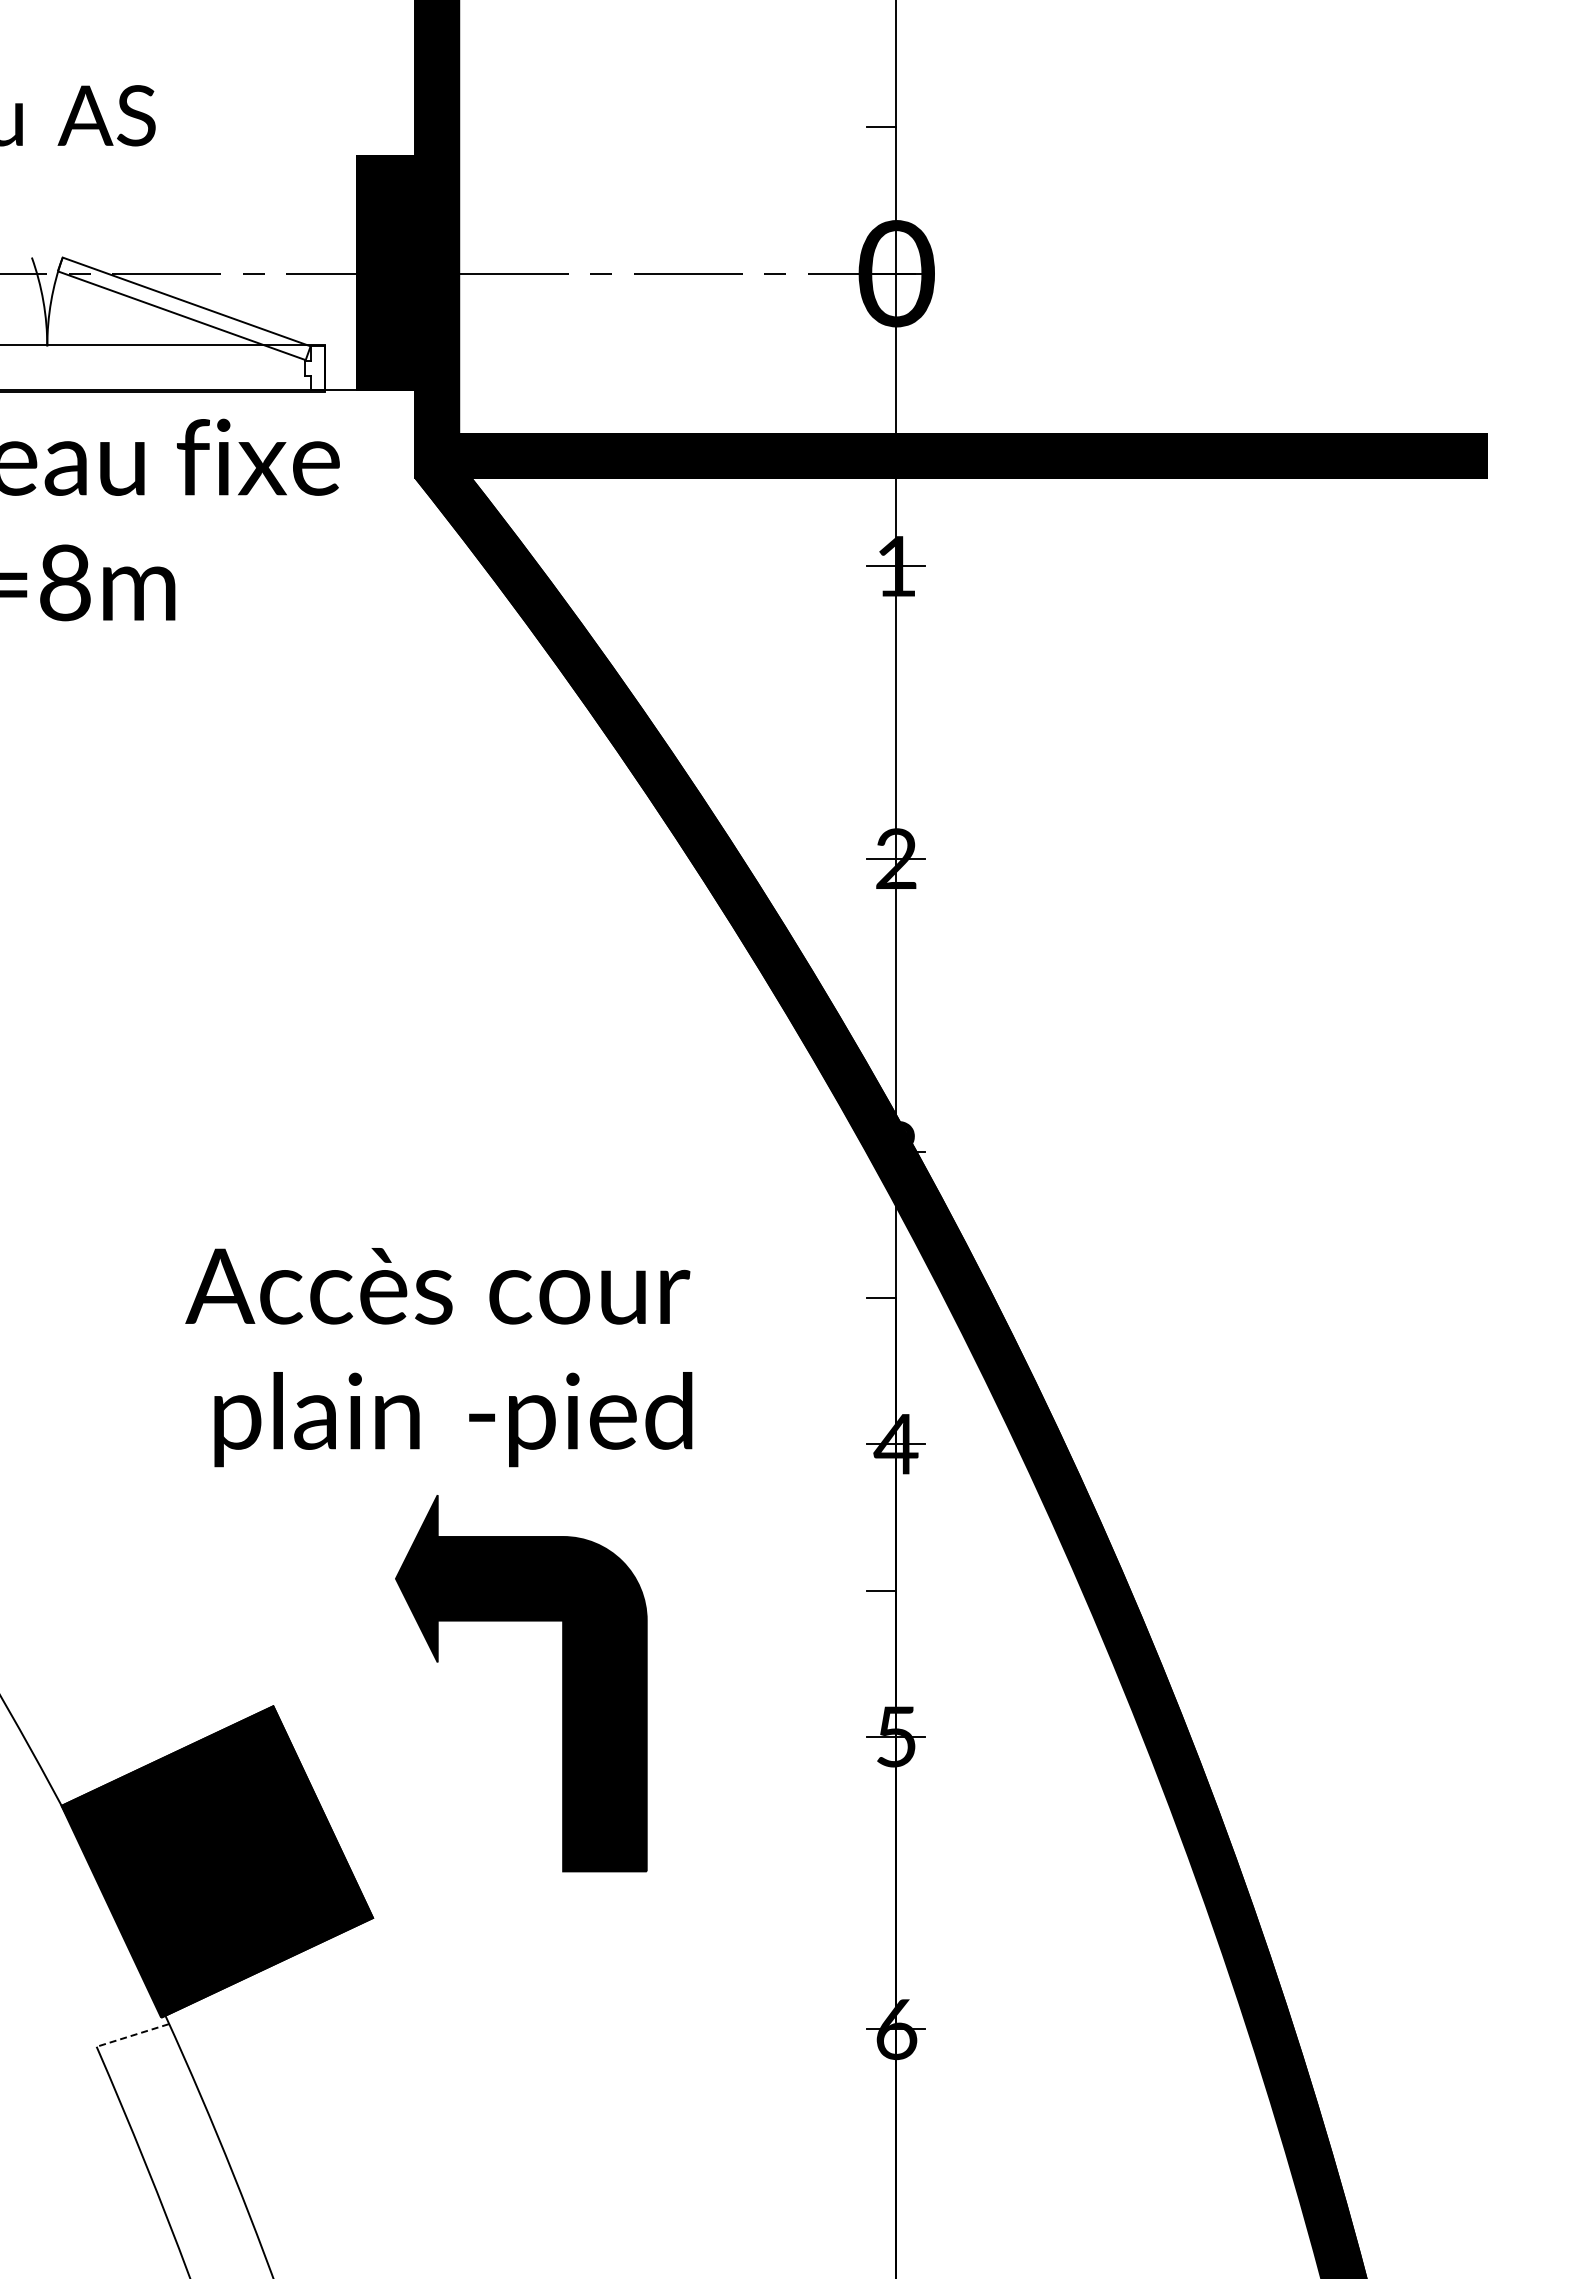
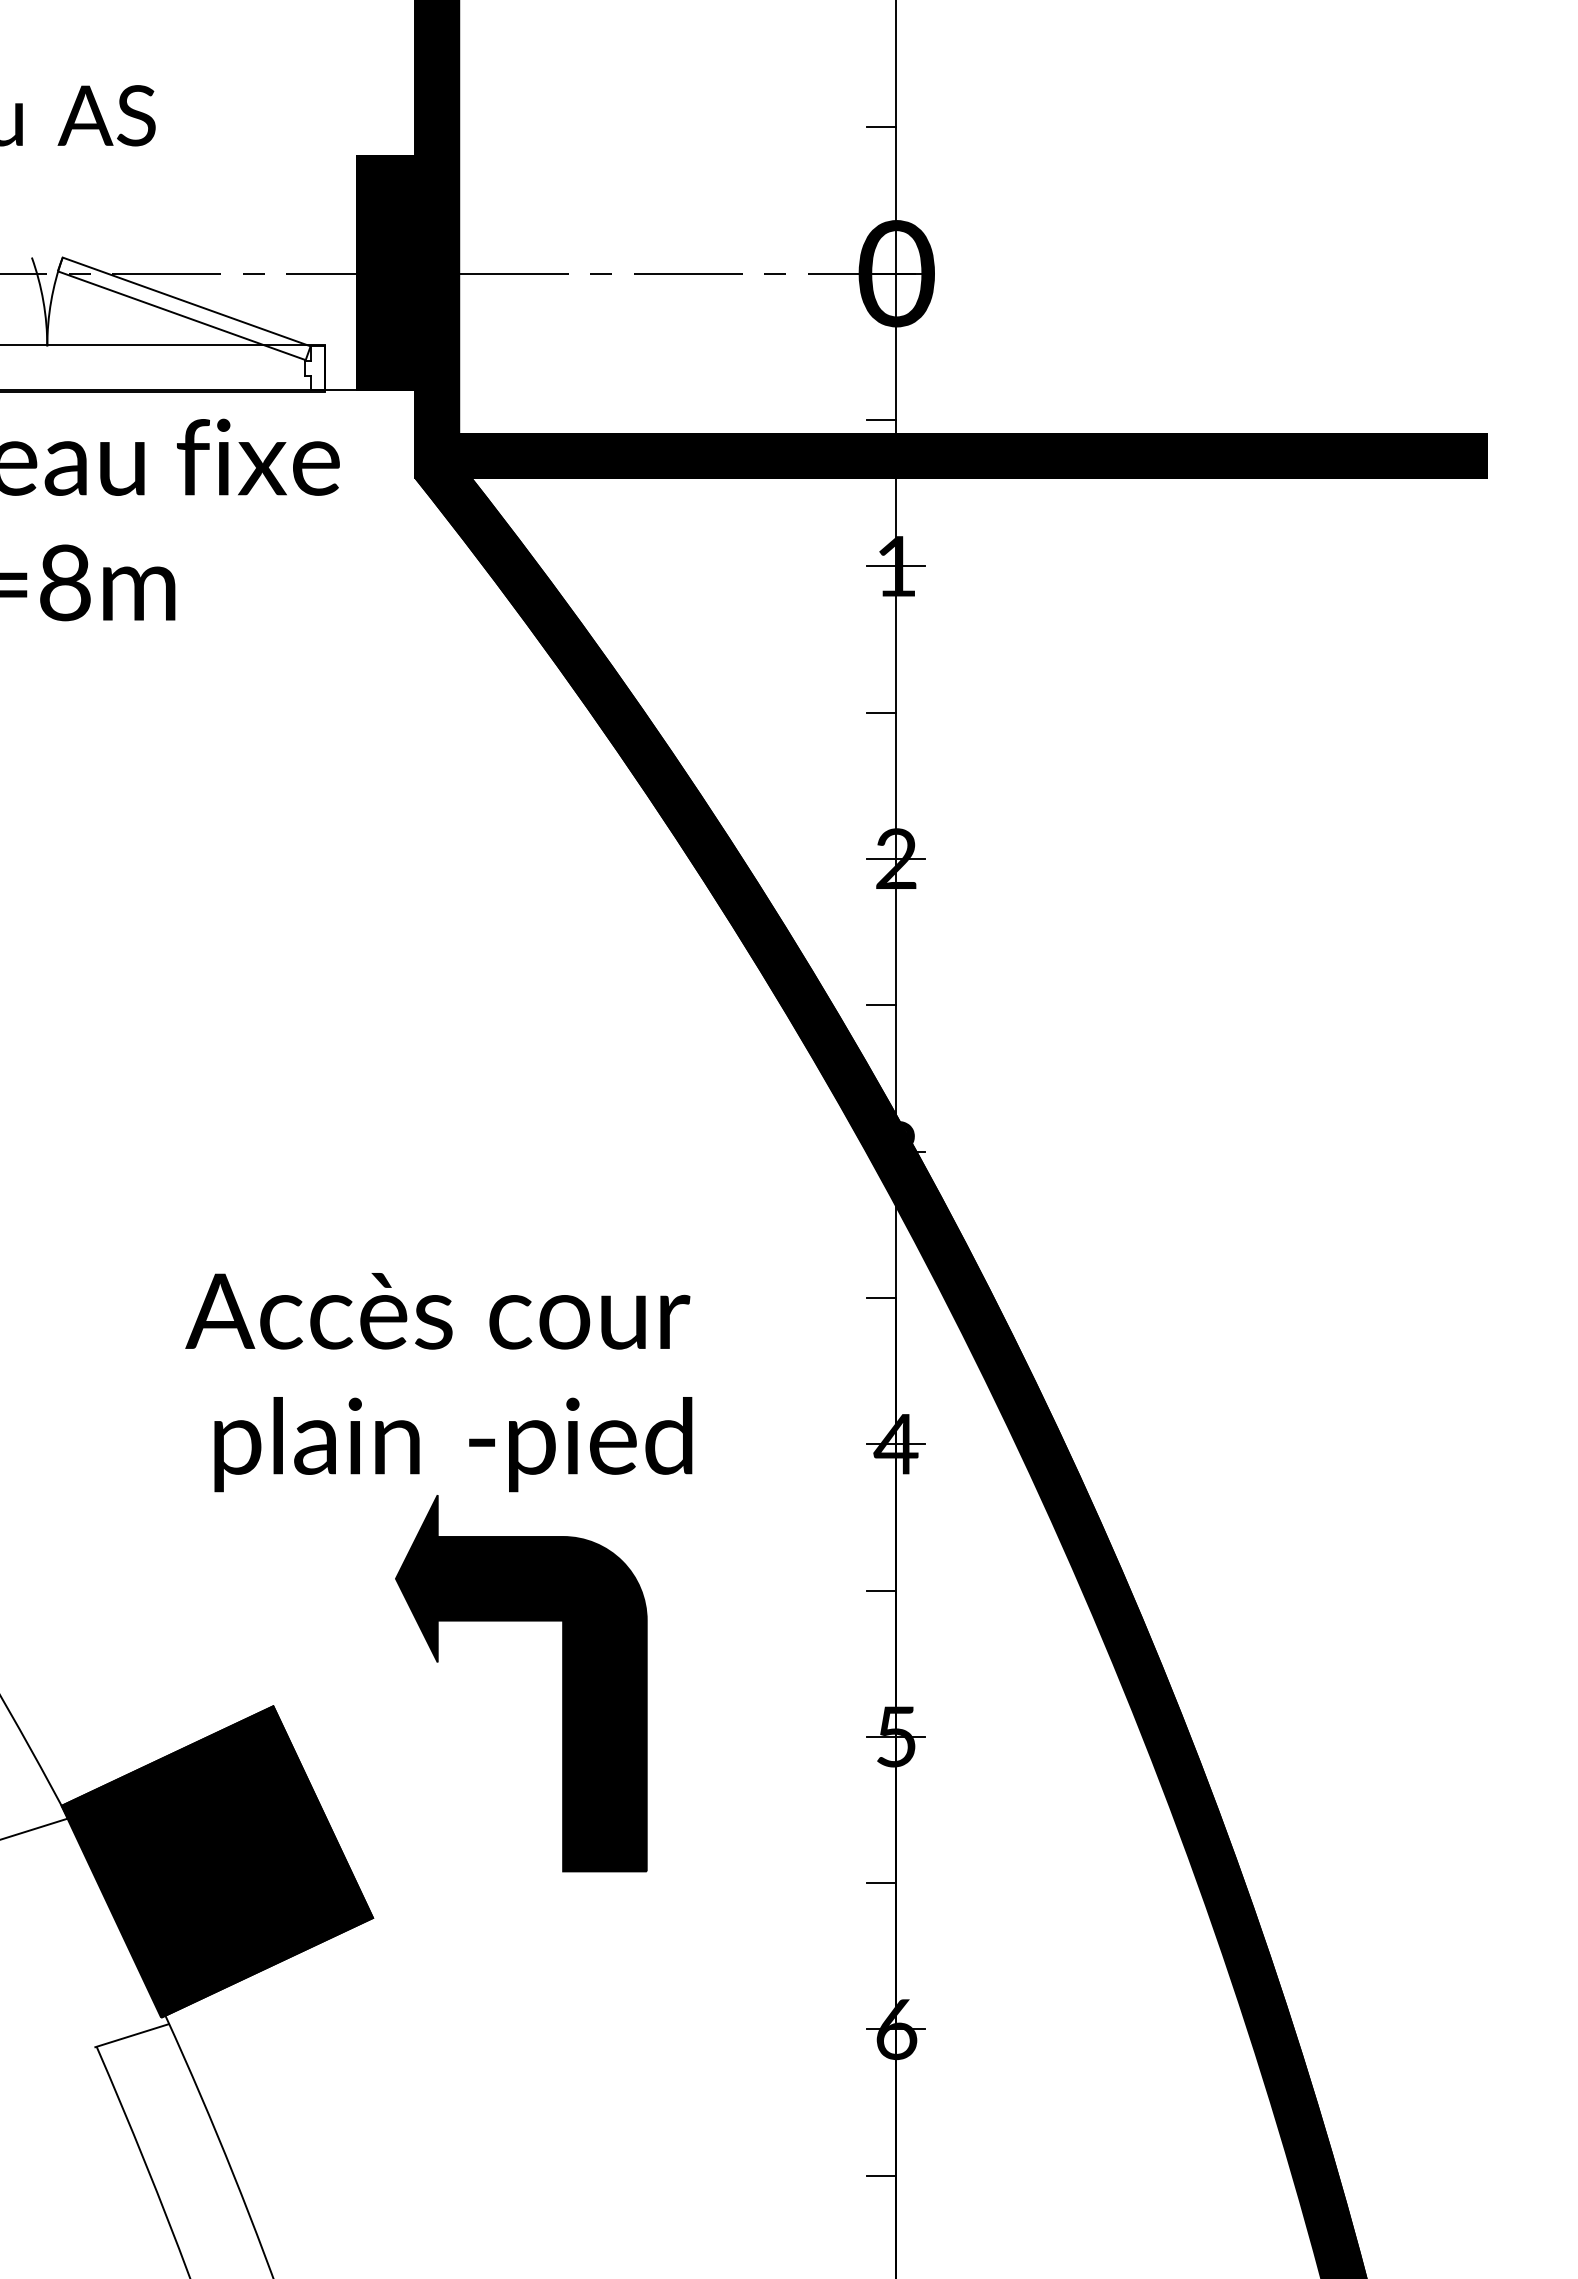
line: none -> present (880, 420)
line: none -> present (880, 712)
line: none -> present (880, 1005)
text position: (438, 1357) -> (438, 1382) (438, 1382)
line: none -> present (35, 1828)
line: none -> present (880, 1883)
line: dashed -> solid (132, 2035)
line: none -> present (880, 2175)
